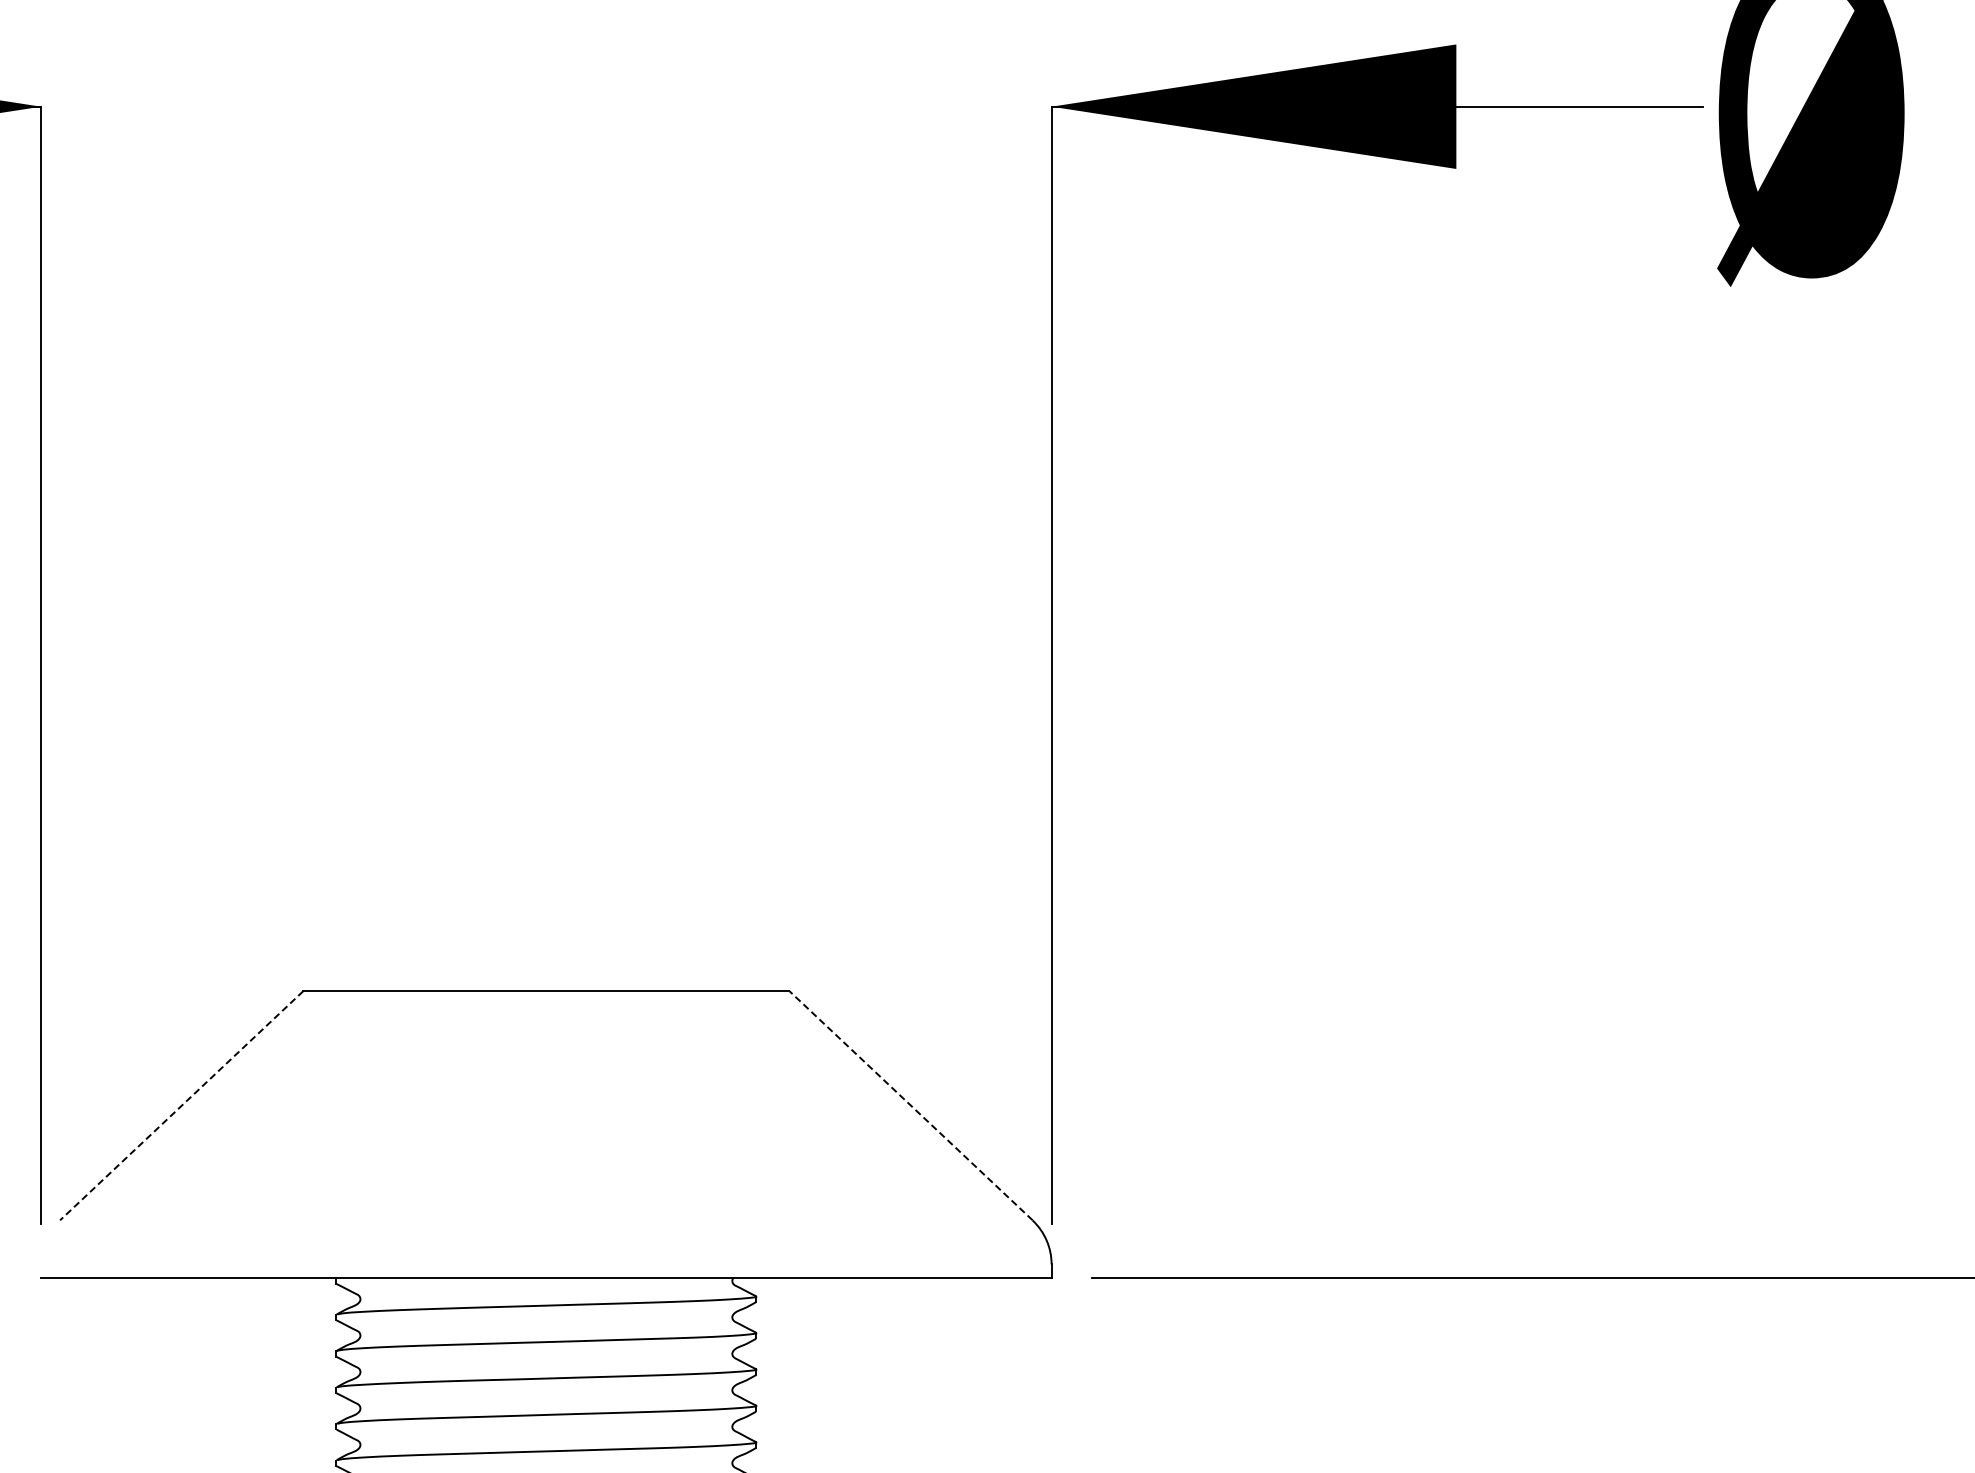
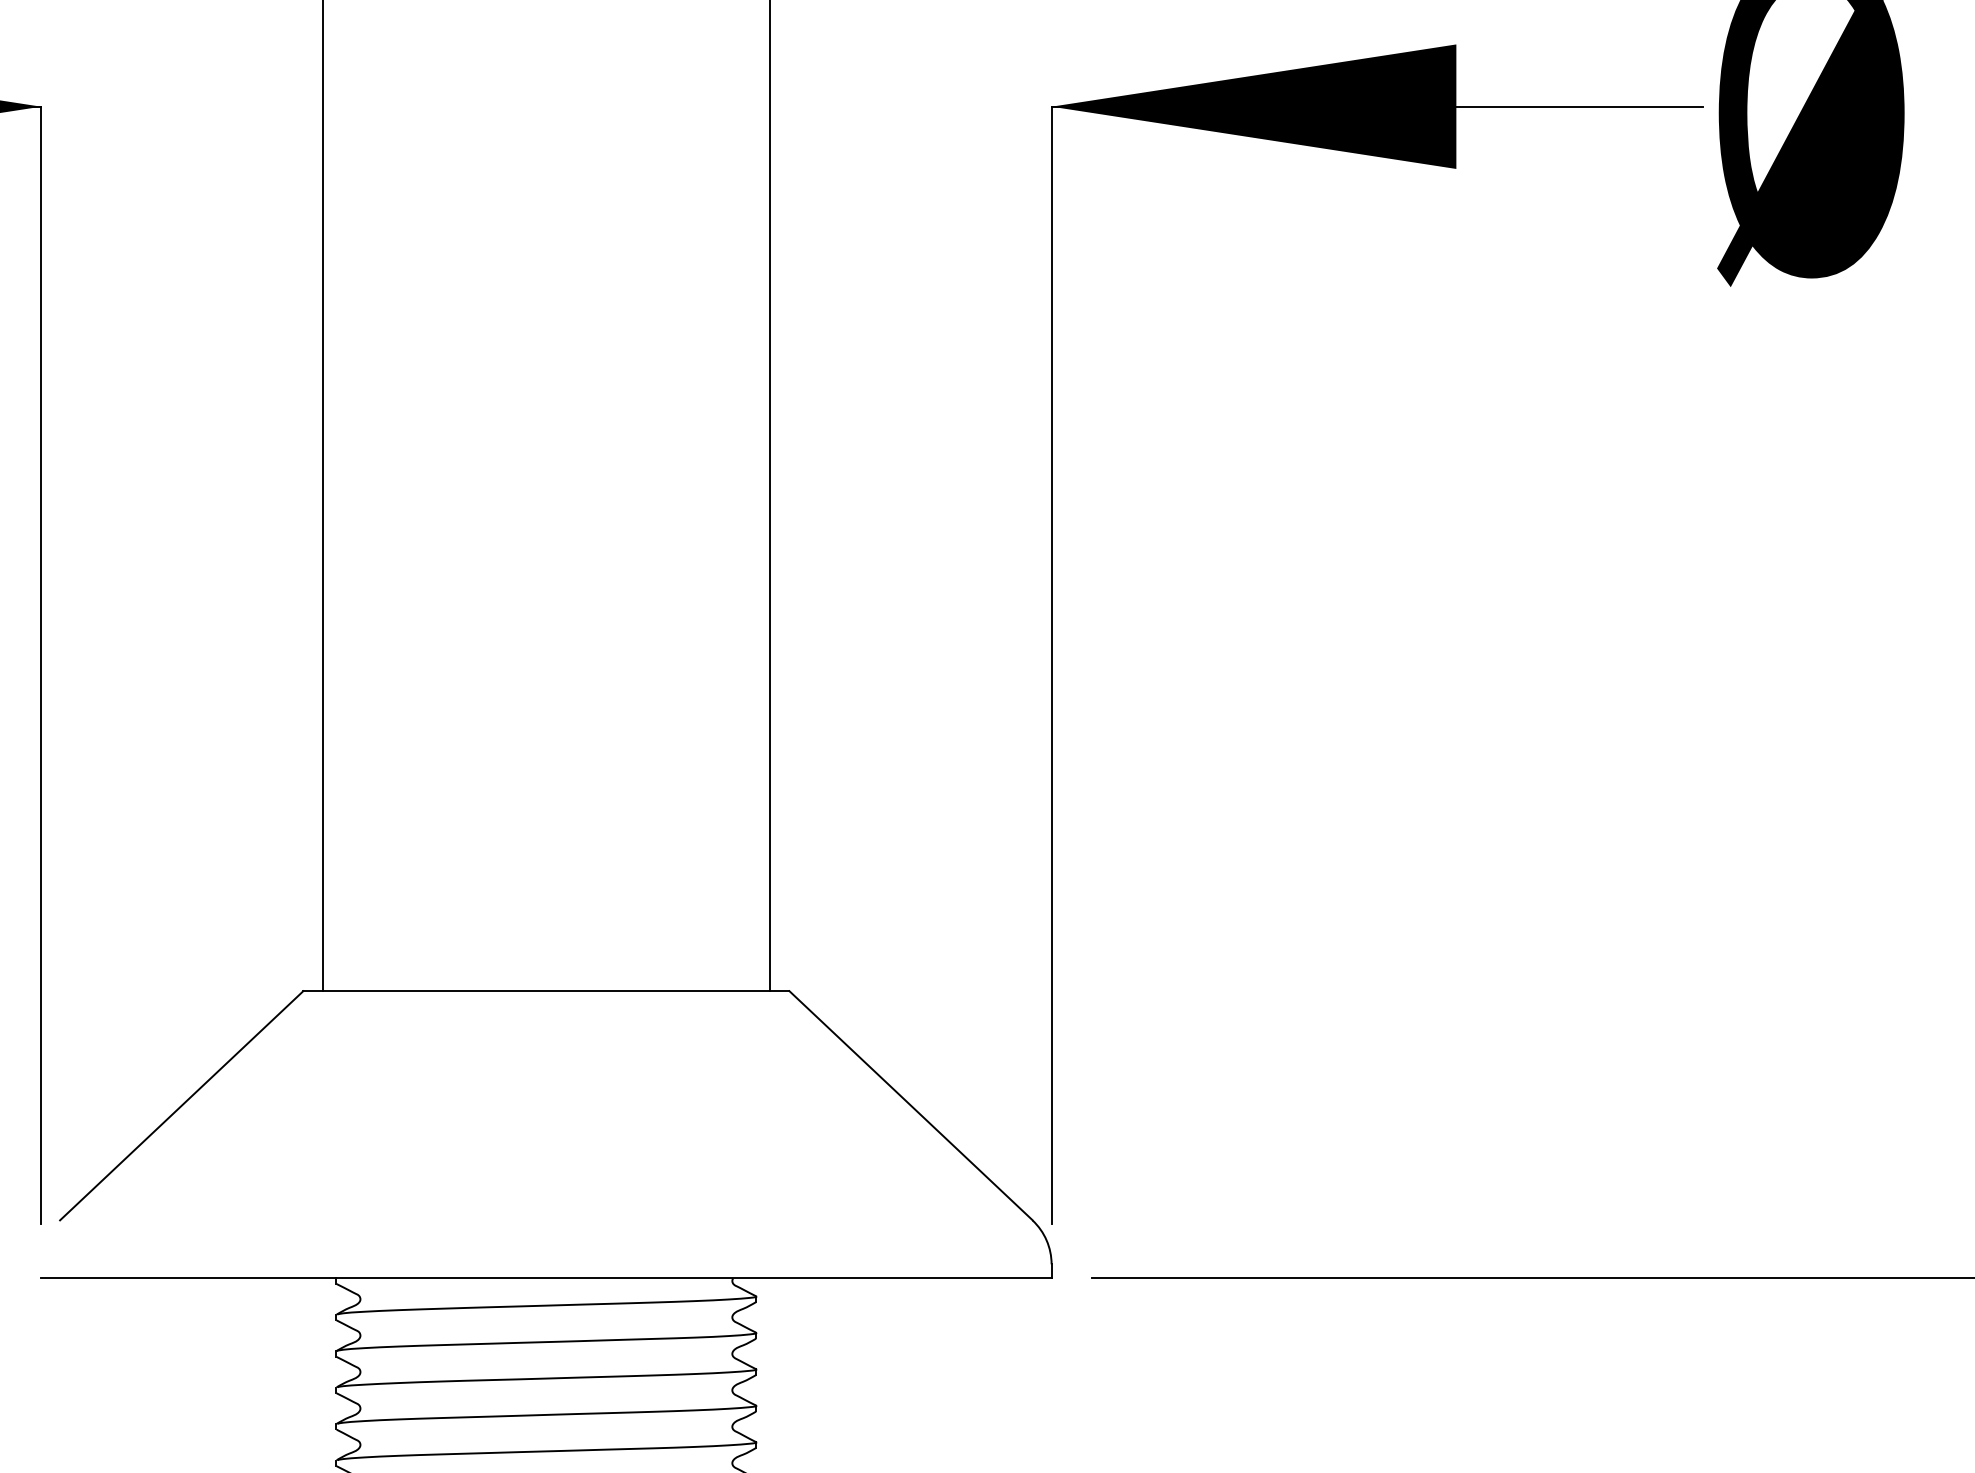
line: none -> present (323, 496)
line: none -> present (769, 496)
line: dashed -> solid (910, 1105)
line: dashed -> solid (181, 1106)
